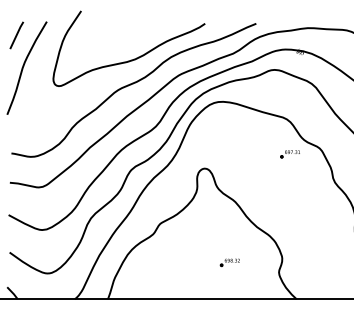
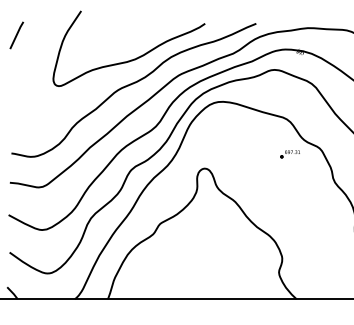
curve: present -> none (24, 66)
part: present -> none (229, 262)
